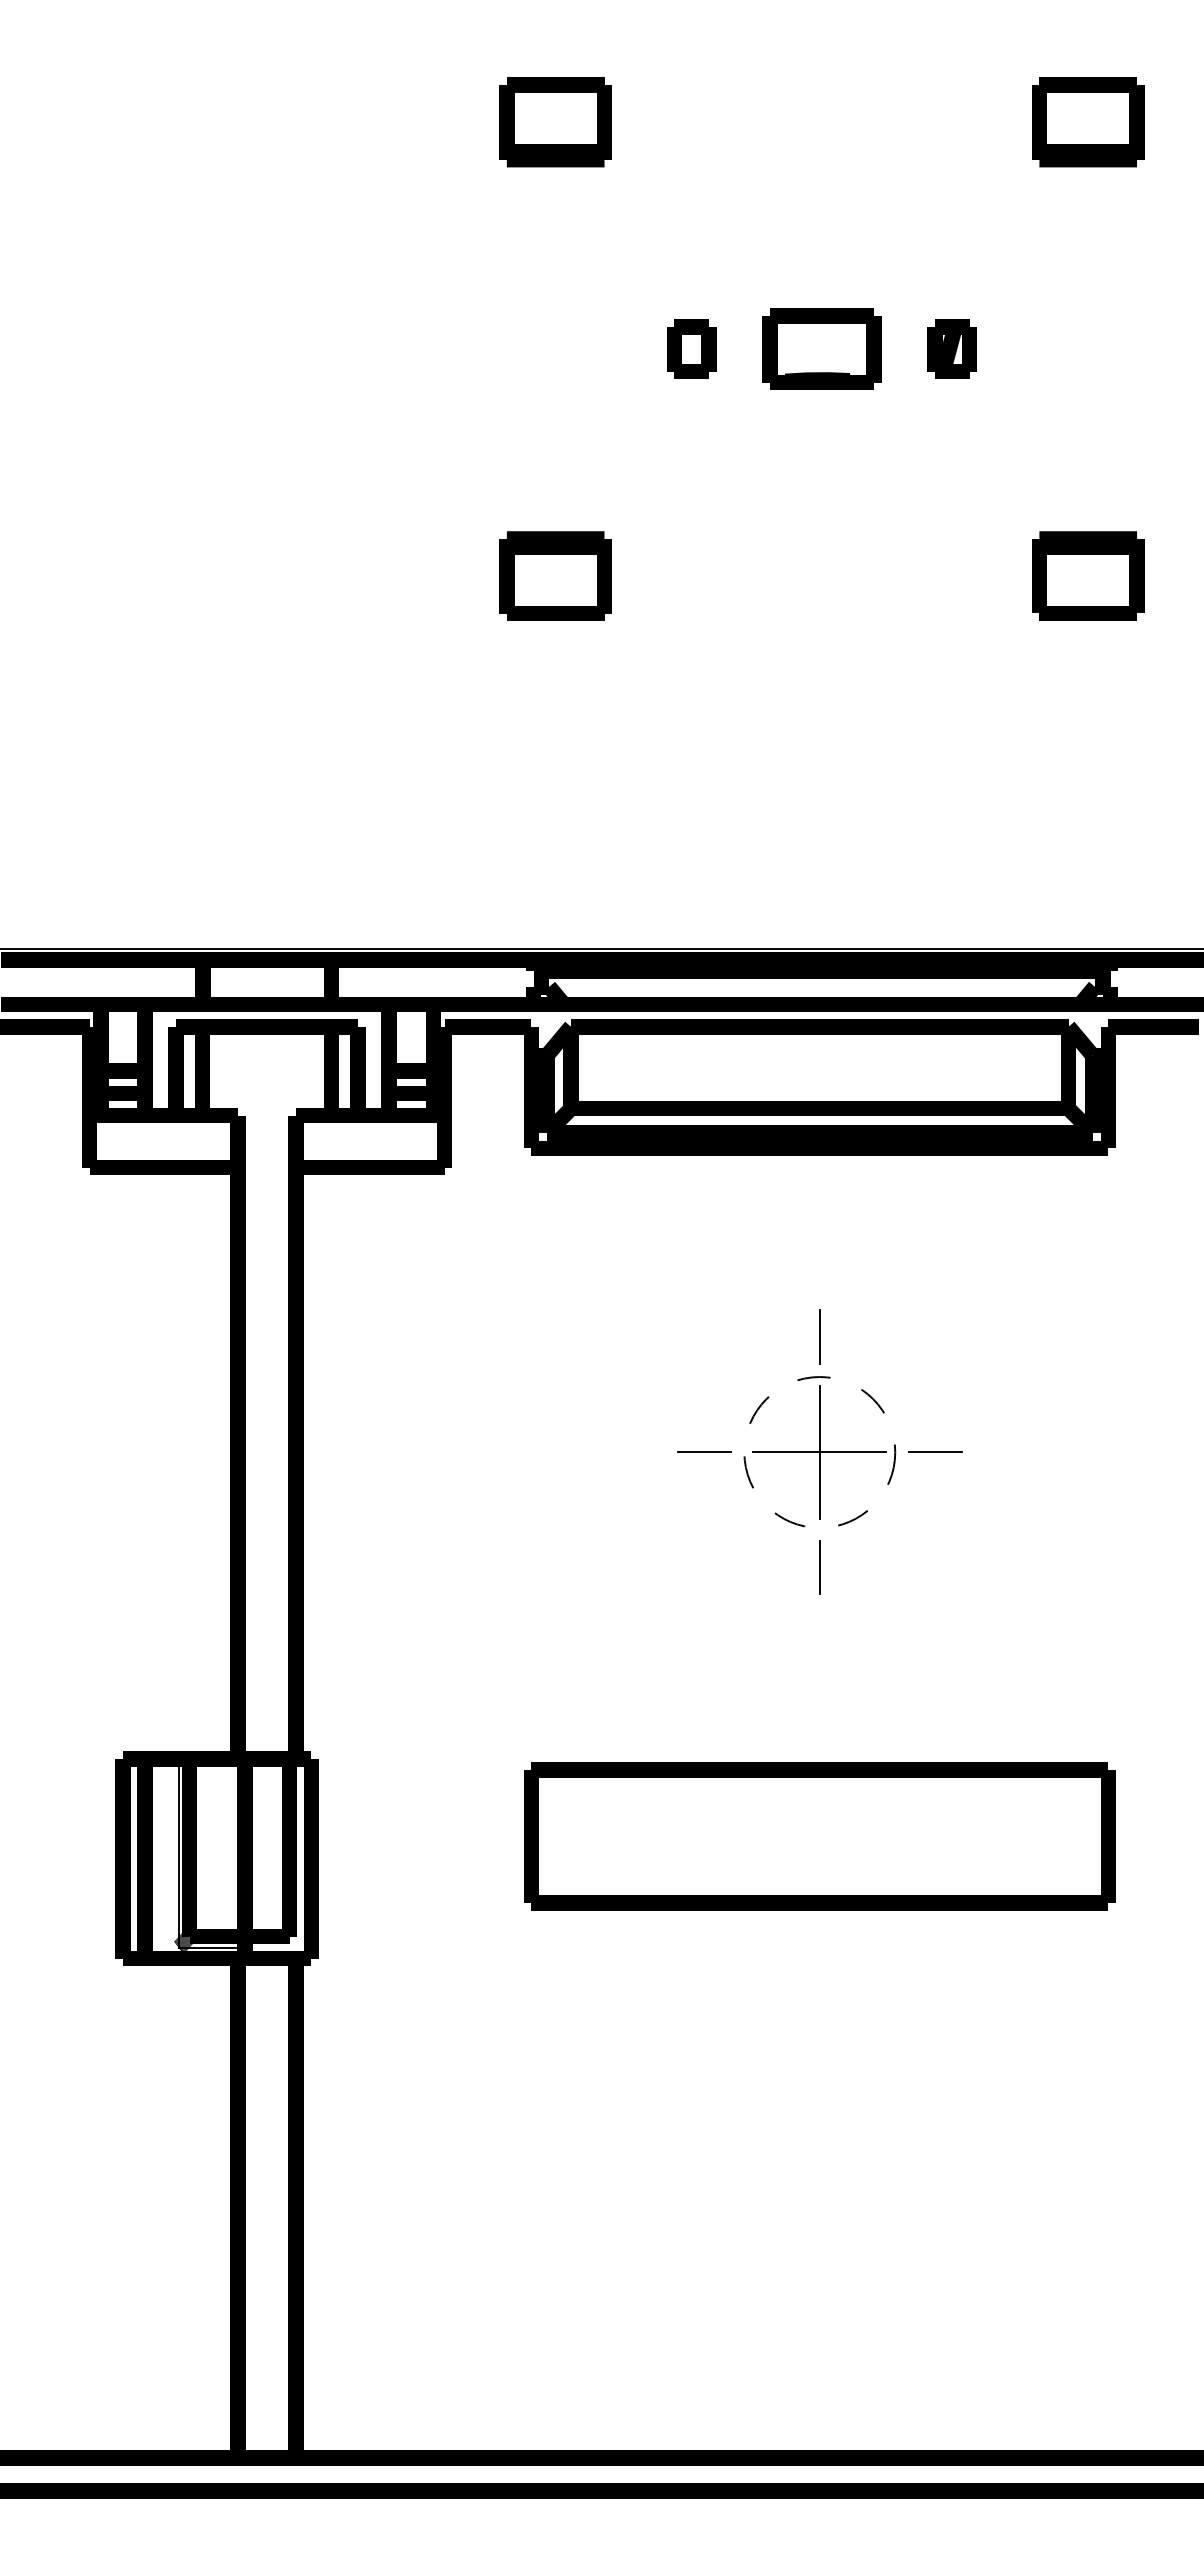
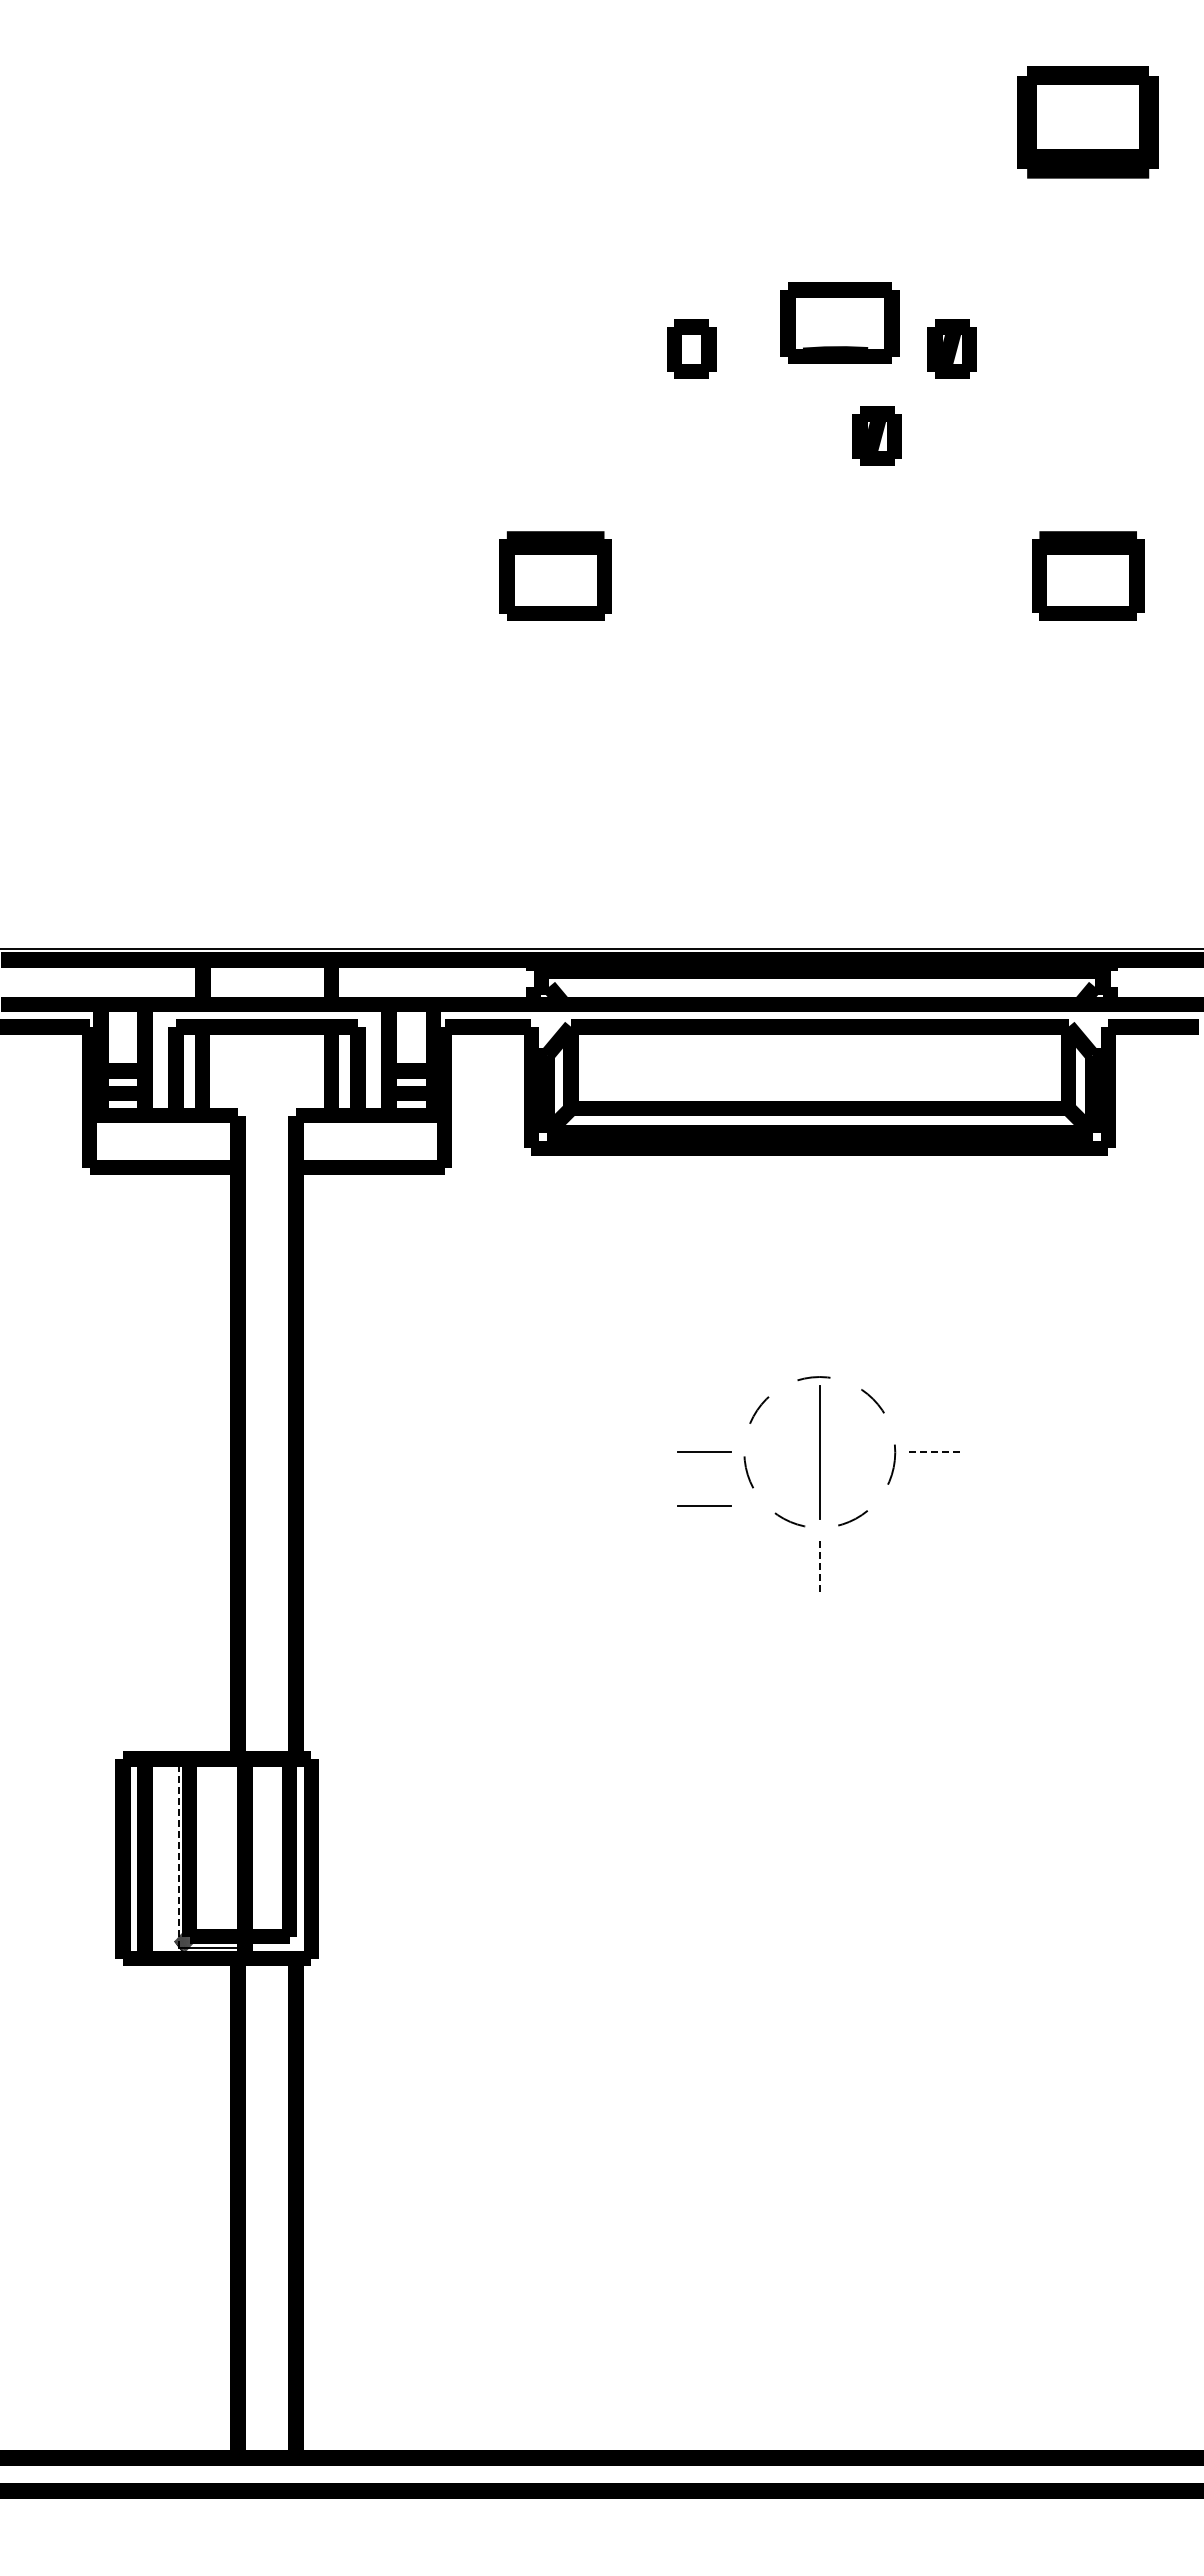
part: present -> none (555, 122)
part size: 113x91 px -> 142x113 px (1087, 122)
part position: (821, 348) -> (839, 322) (839, 322)
part: none -> present (876, 435)
line: present -> none (819, 1336)
line: present -> none (819, 1452)
line: solid -> dashed (935, 1452)
line: none -> present (704, 1505)
line: solid -> dashed (819, 1567)
part: present -> none (819, 1836)
line: solid -> dashed (178, 1852)
